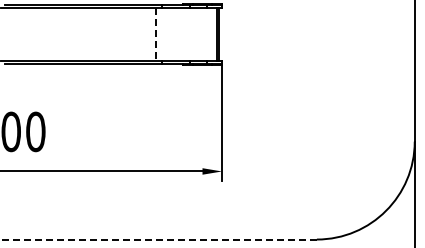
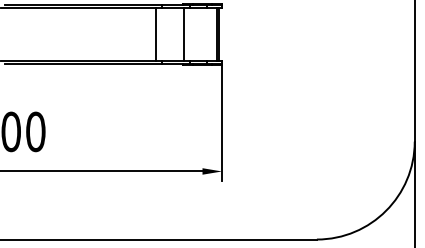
line: dashed -> solid (155, 34)
line: none -> present (183, 34)
line: dashed -> solid (158, 239)
